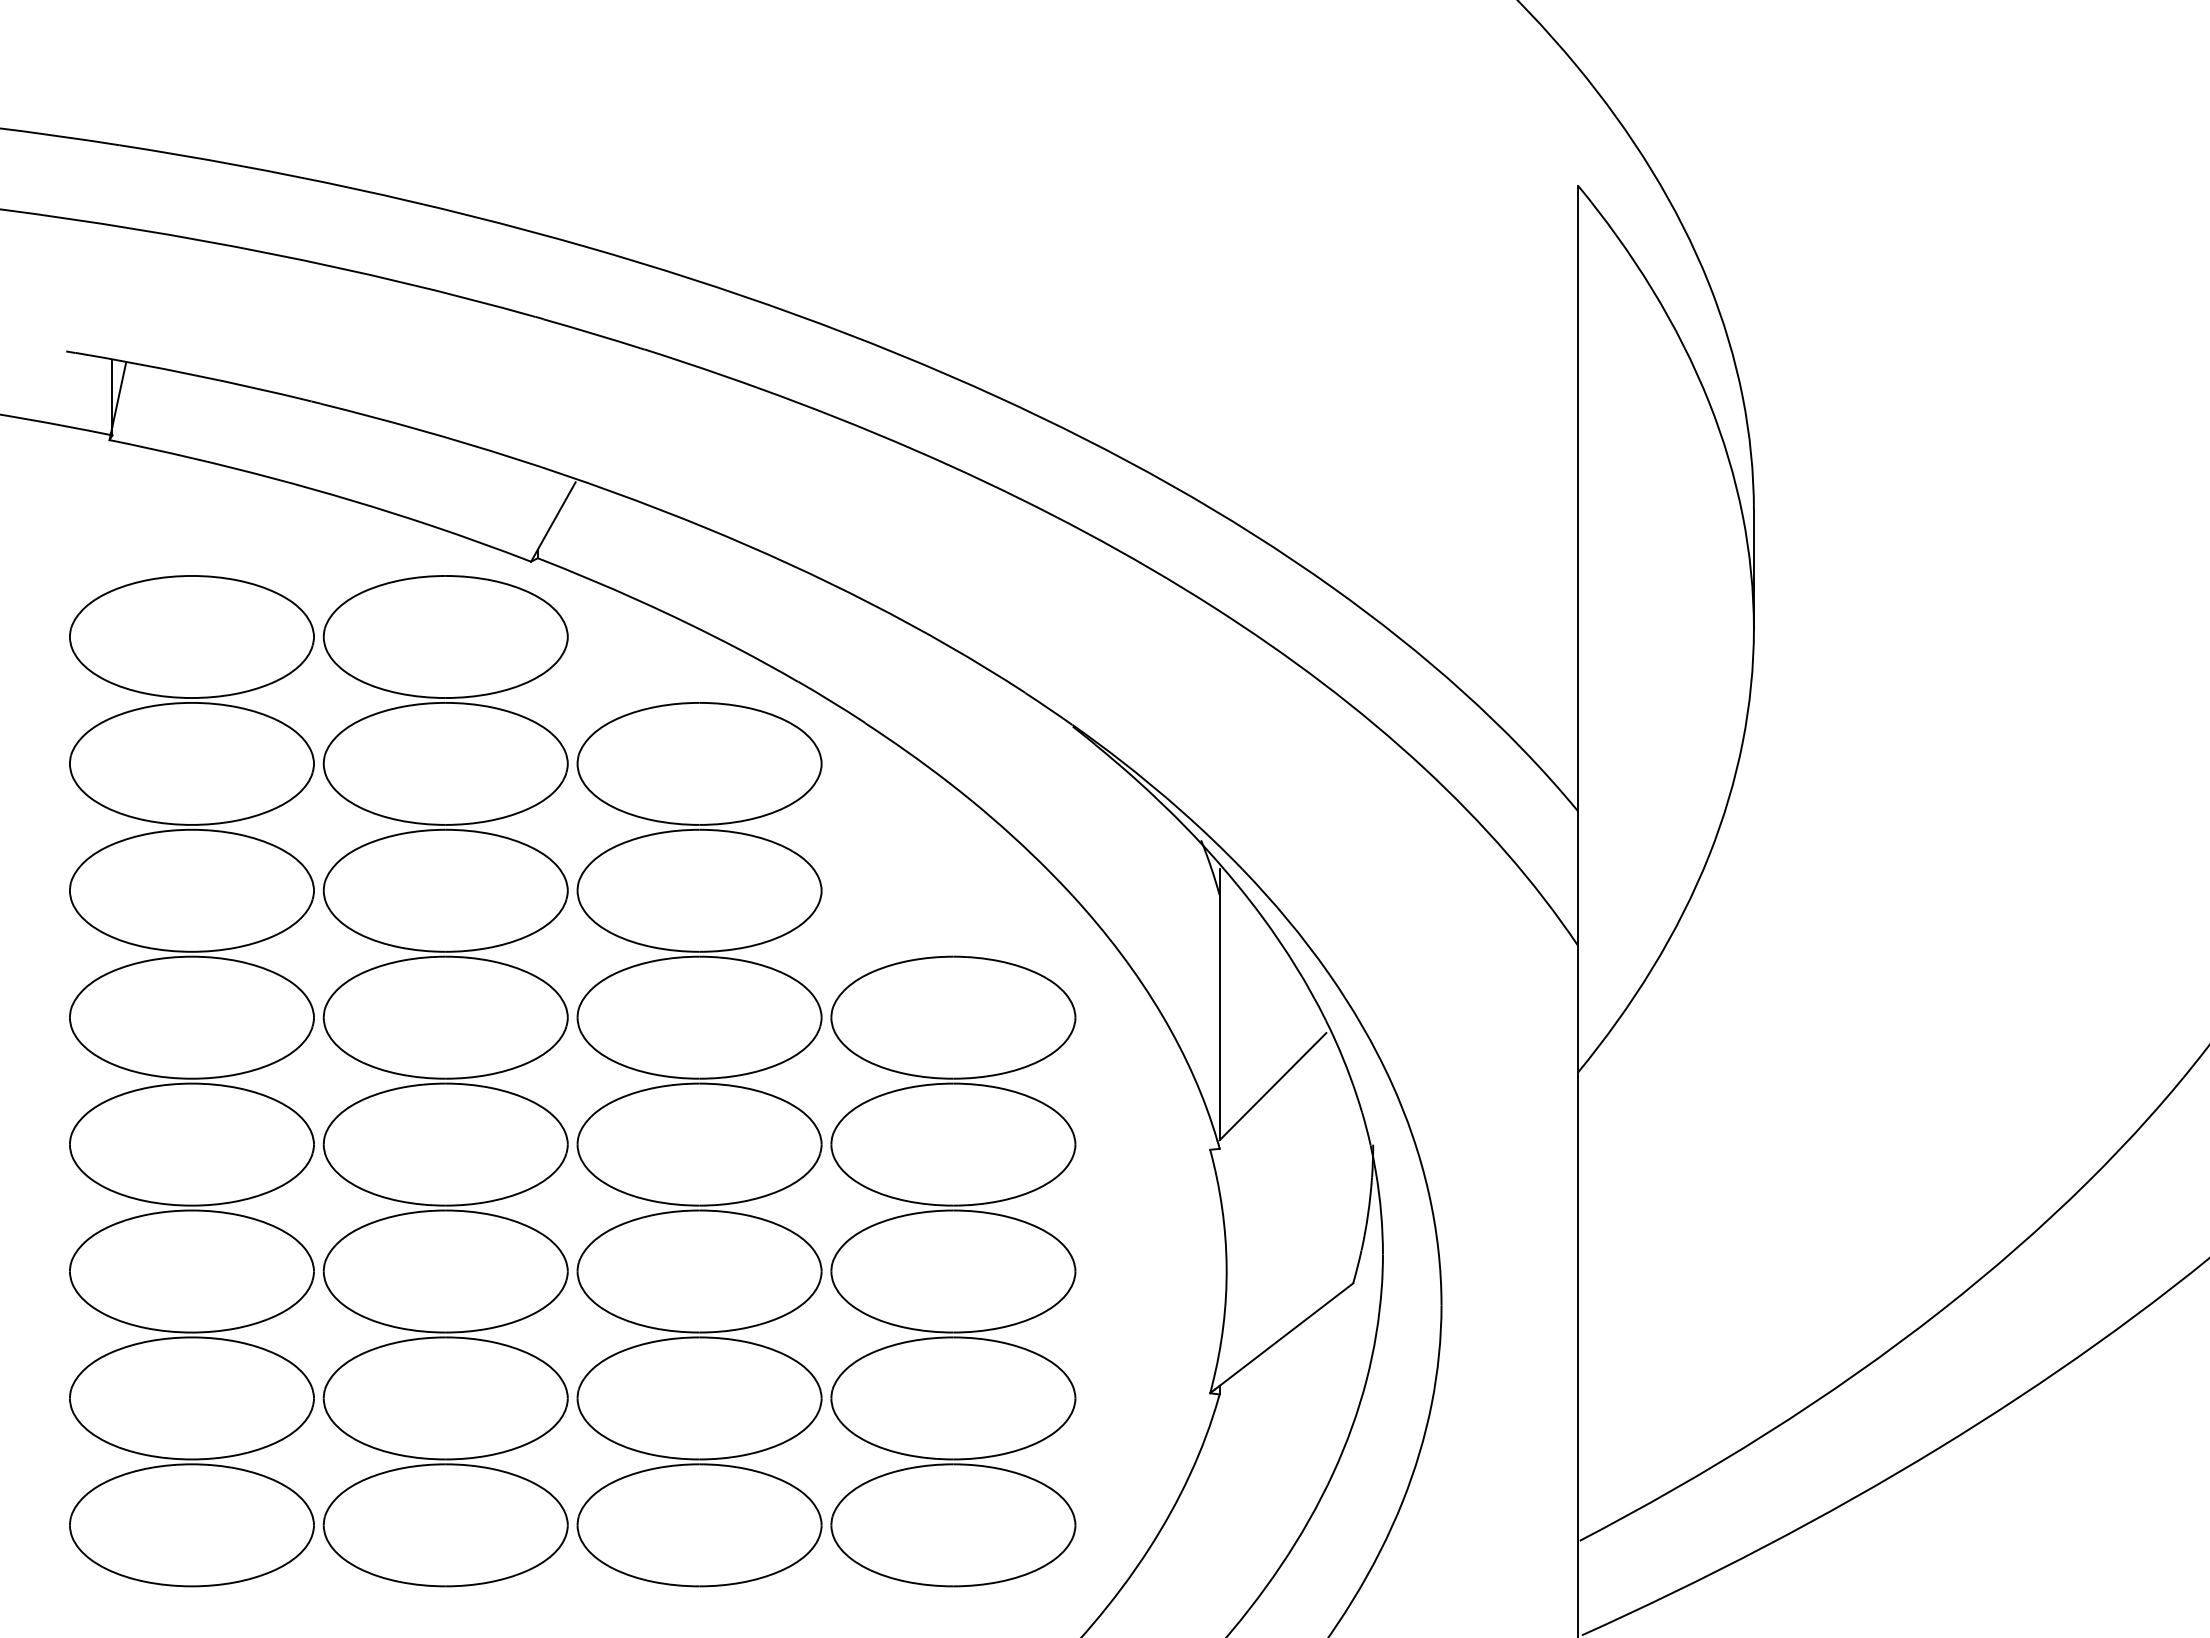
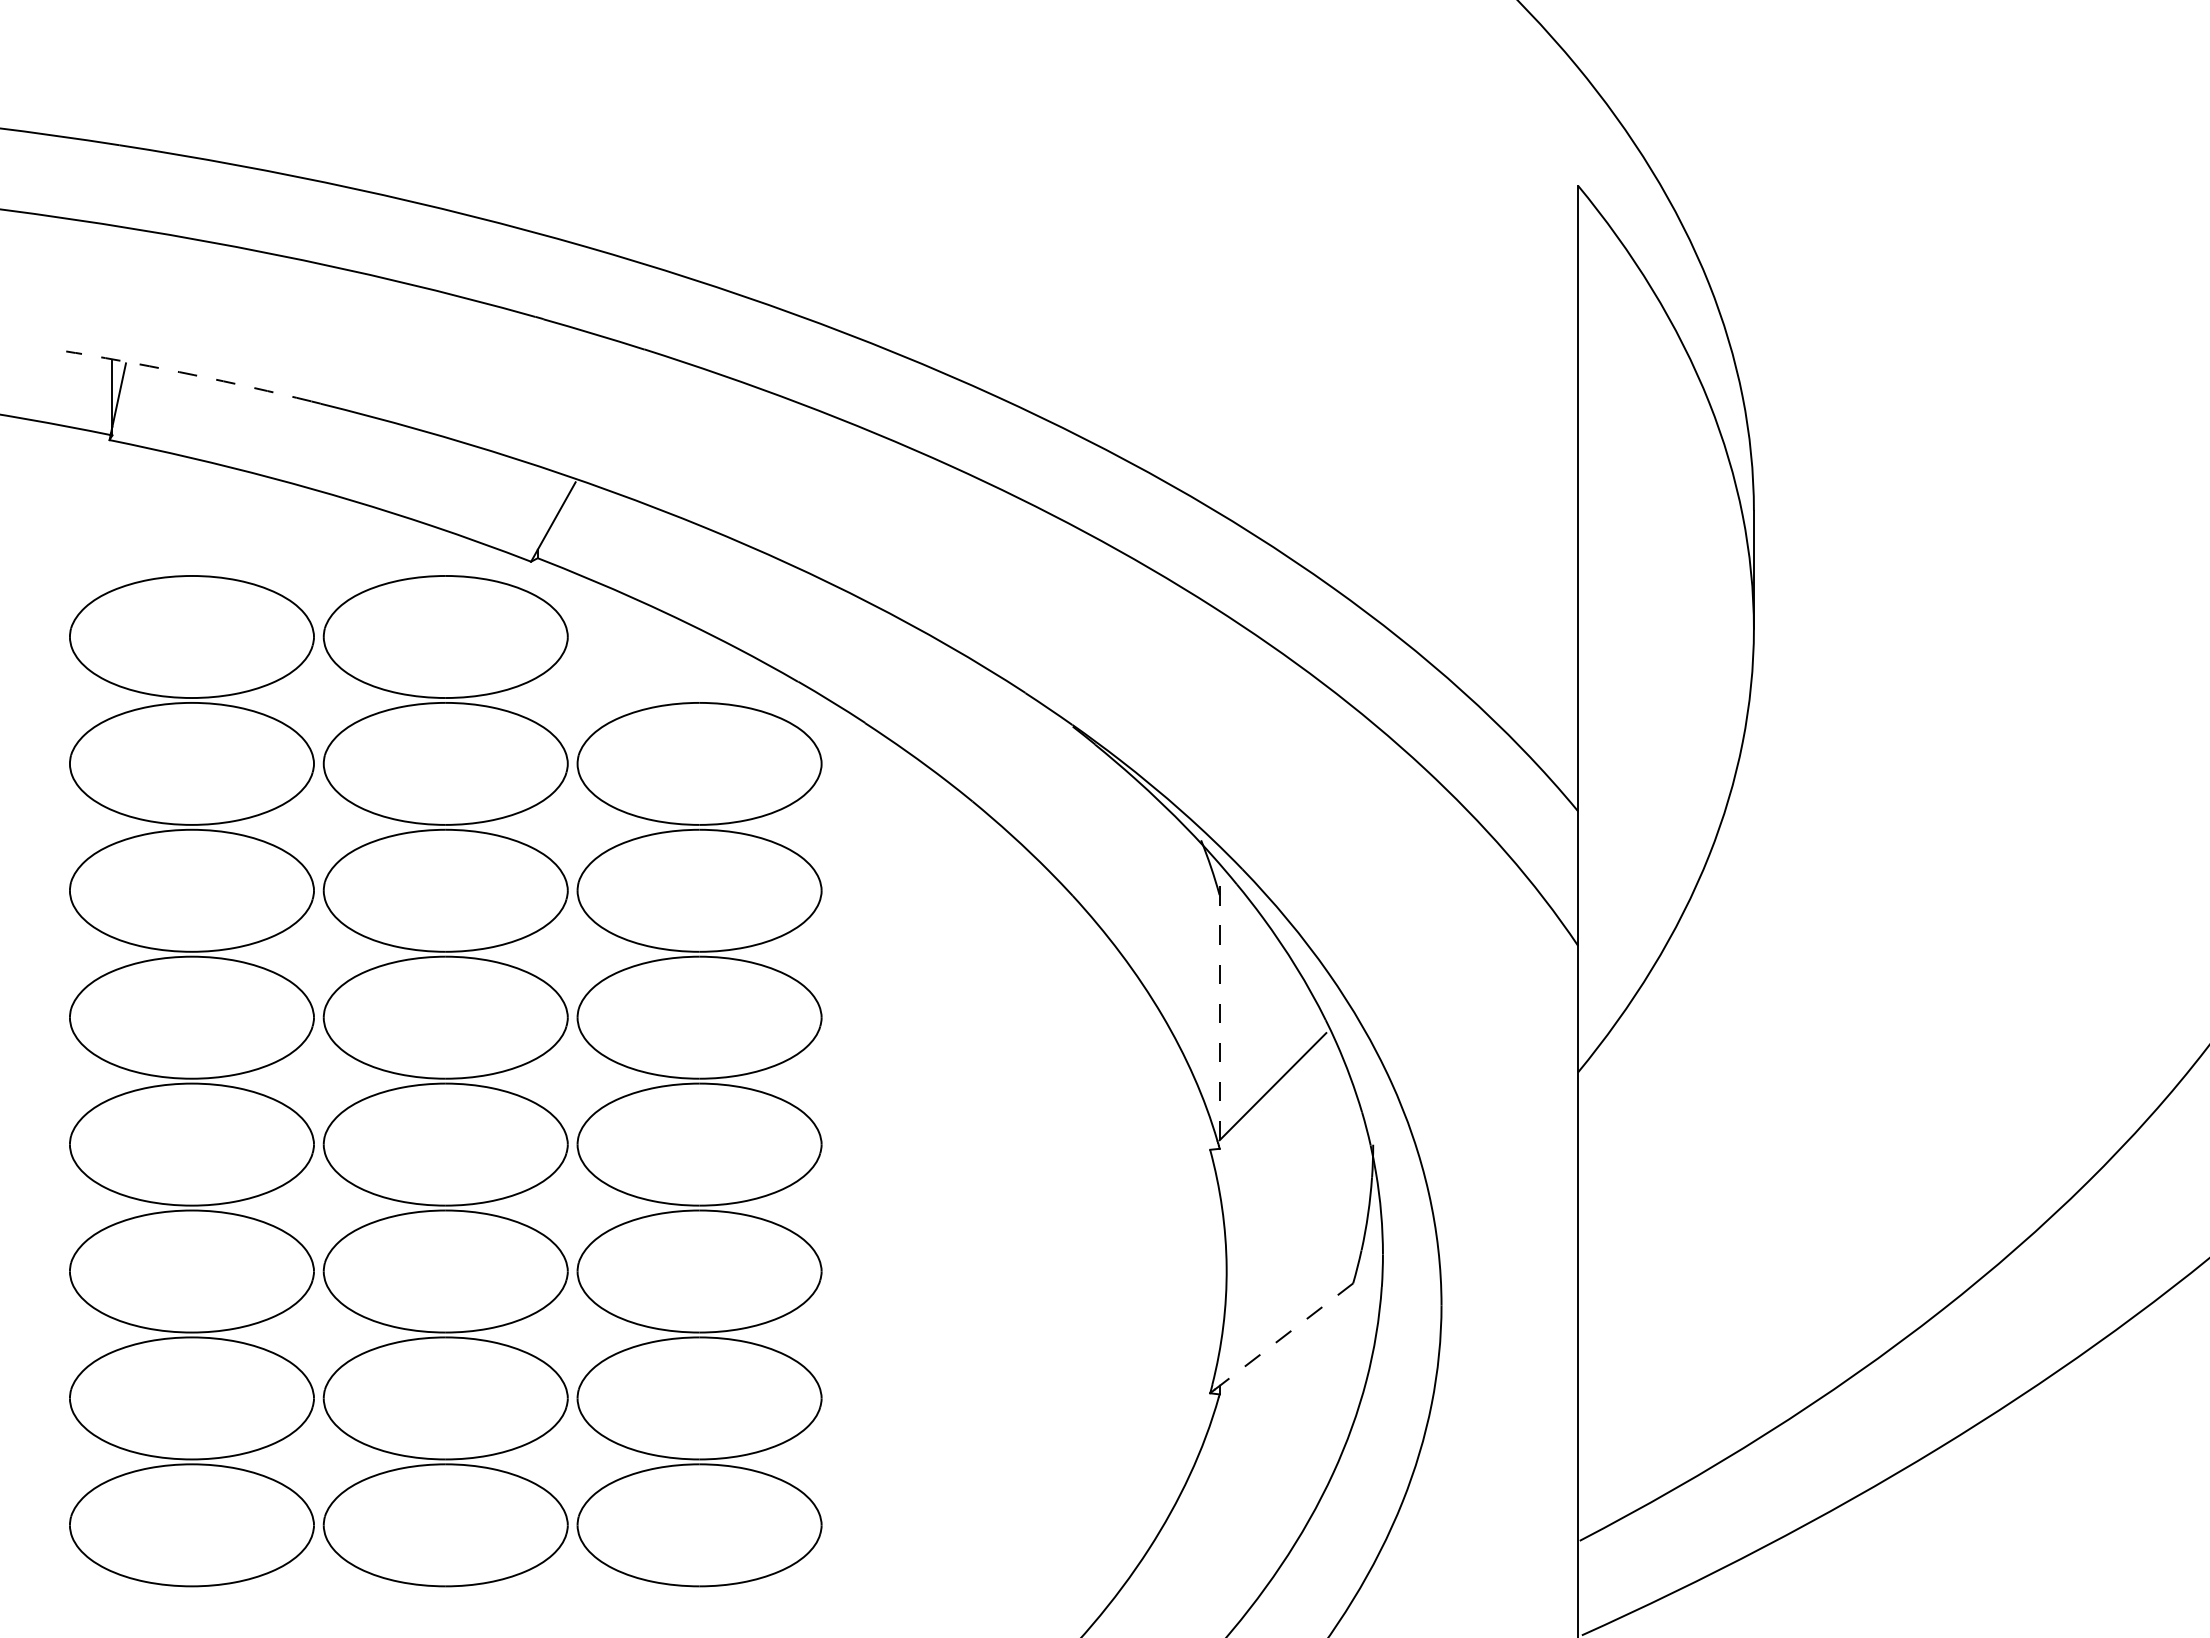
arc: solid -> dashed (194, 375)
line: solid -> dashed (1219, 1004)
part: present -> none (953, 1271)
line: solid -> dashed (1286, 1334)
